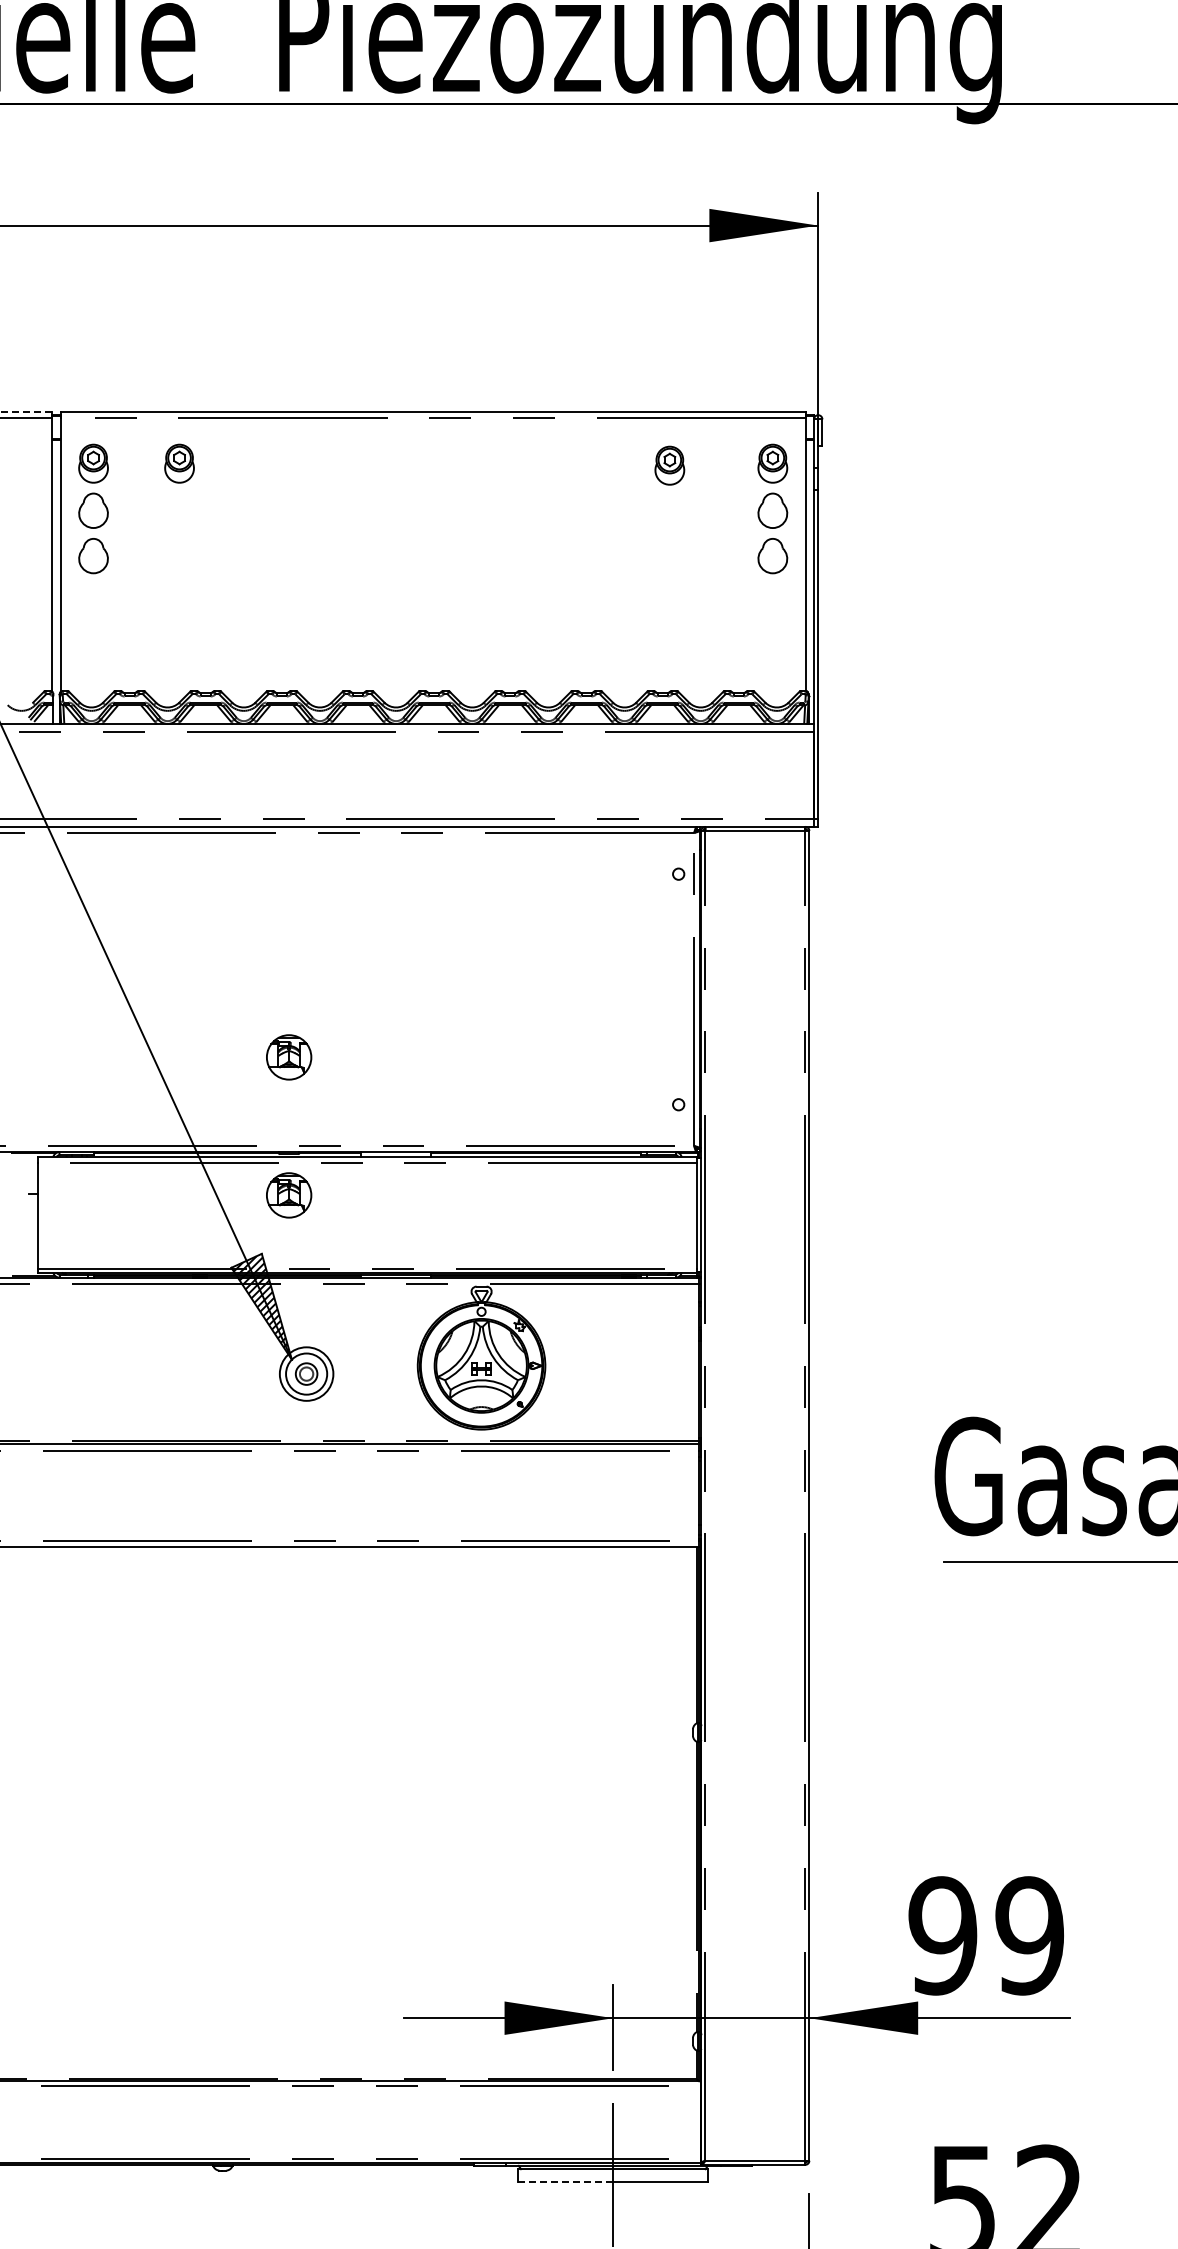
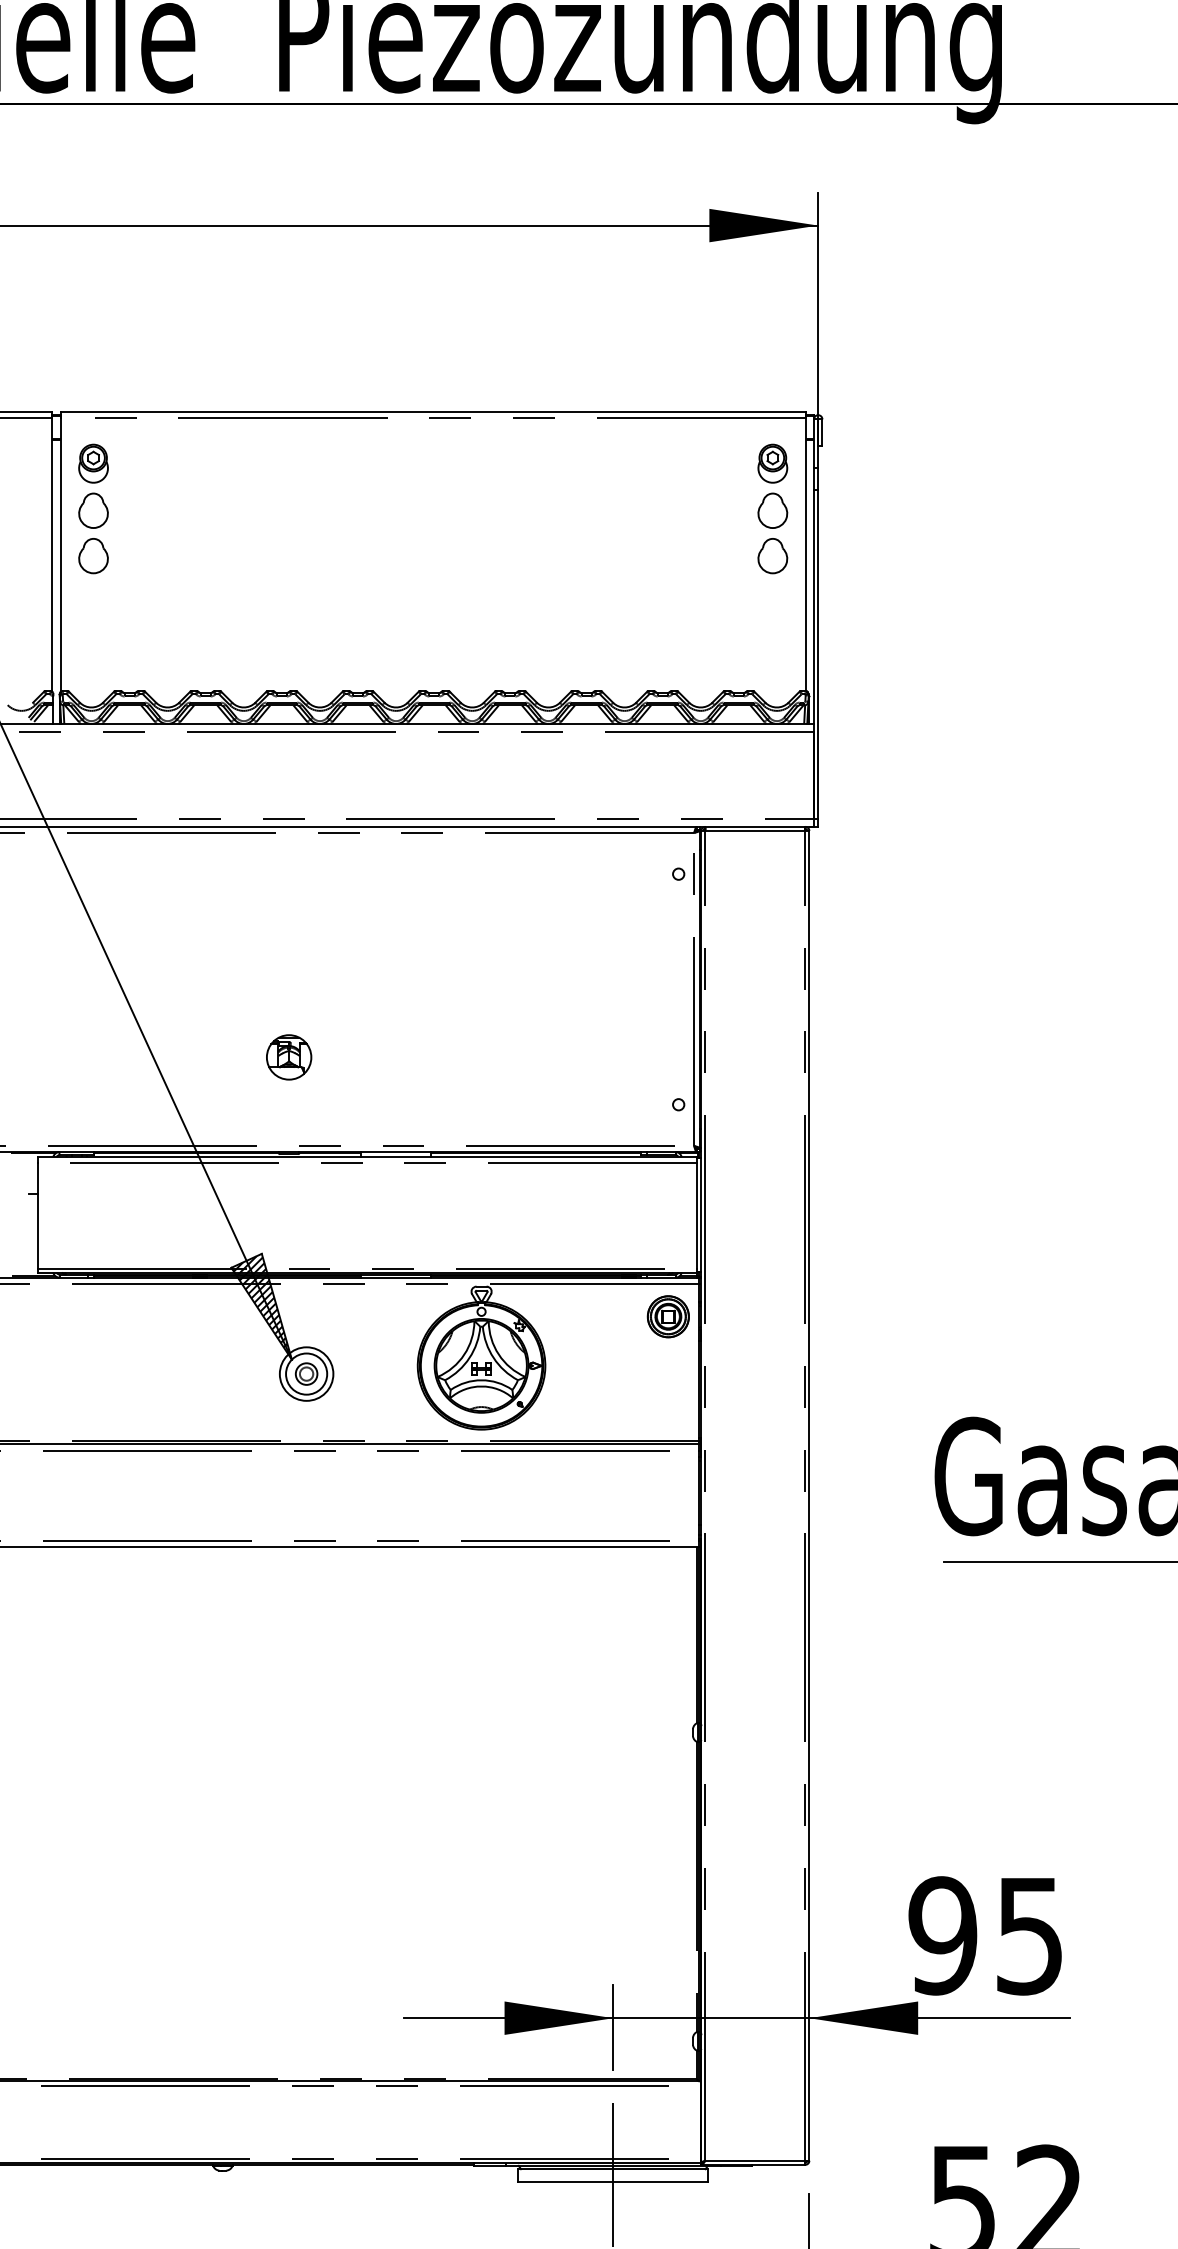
line: dashed -> solid (26, 411)
part: present -> none (179, 463)
part: present -> none (669, 465)
part: present -> none (289, 1195)
part: none -> present (667, 1316)
text: 99 -> 95 (1029, 1935)
line: dashed -> solid (566, 2181)
